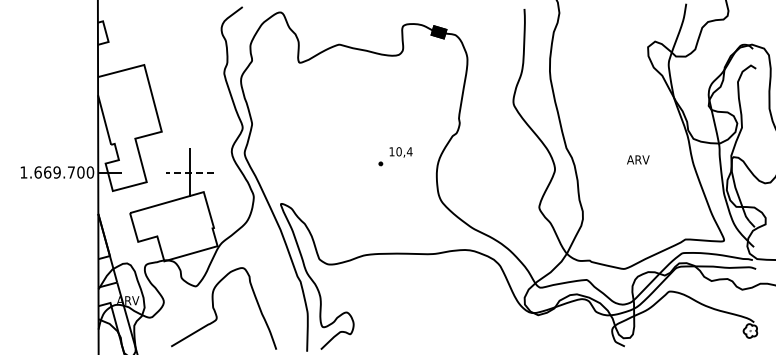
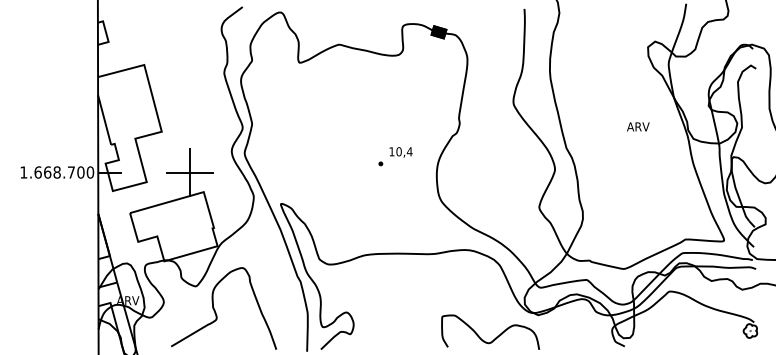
text position: (638, 159) -> (638, 126) (638, 126)
text: 1.669.700 -> 1.668.700 (56, 172)
line: dashed -> solid (189, 172)
curve: none -> present (496, 336)
